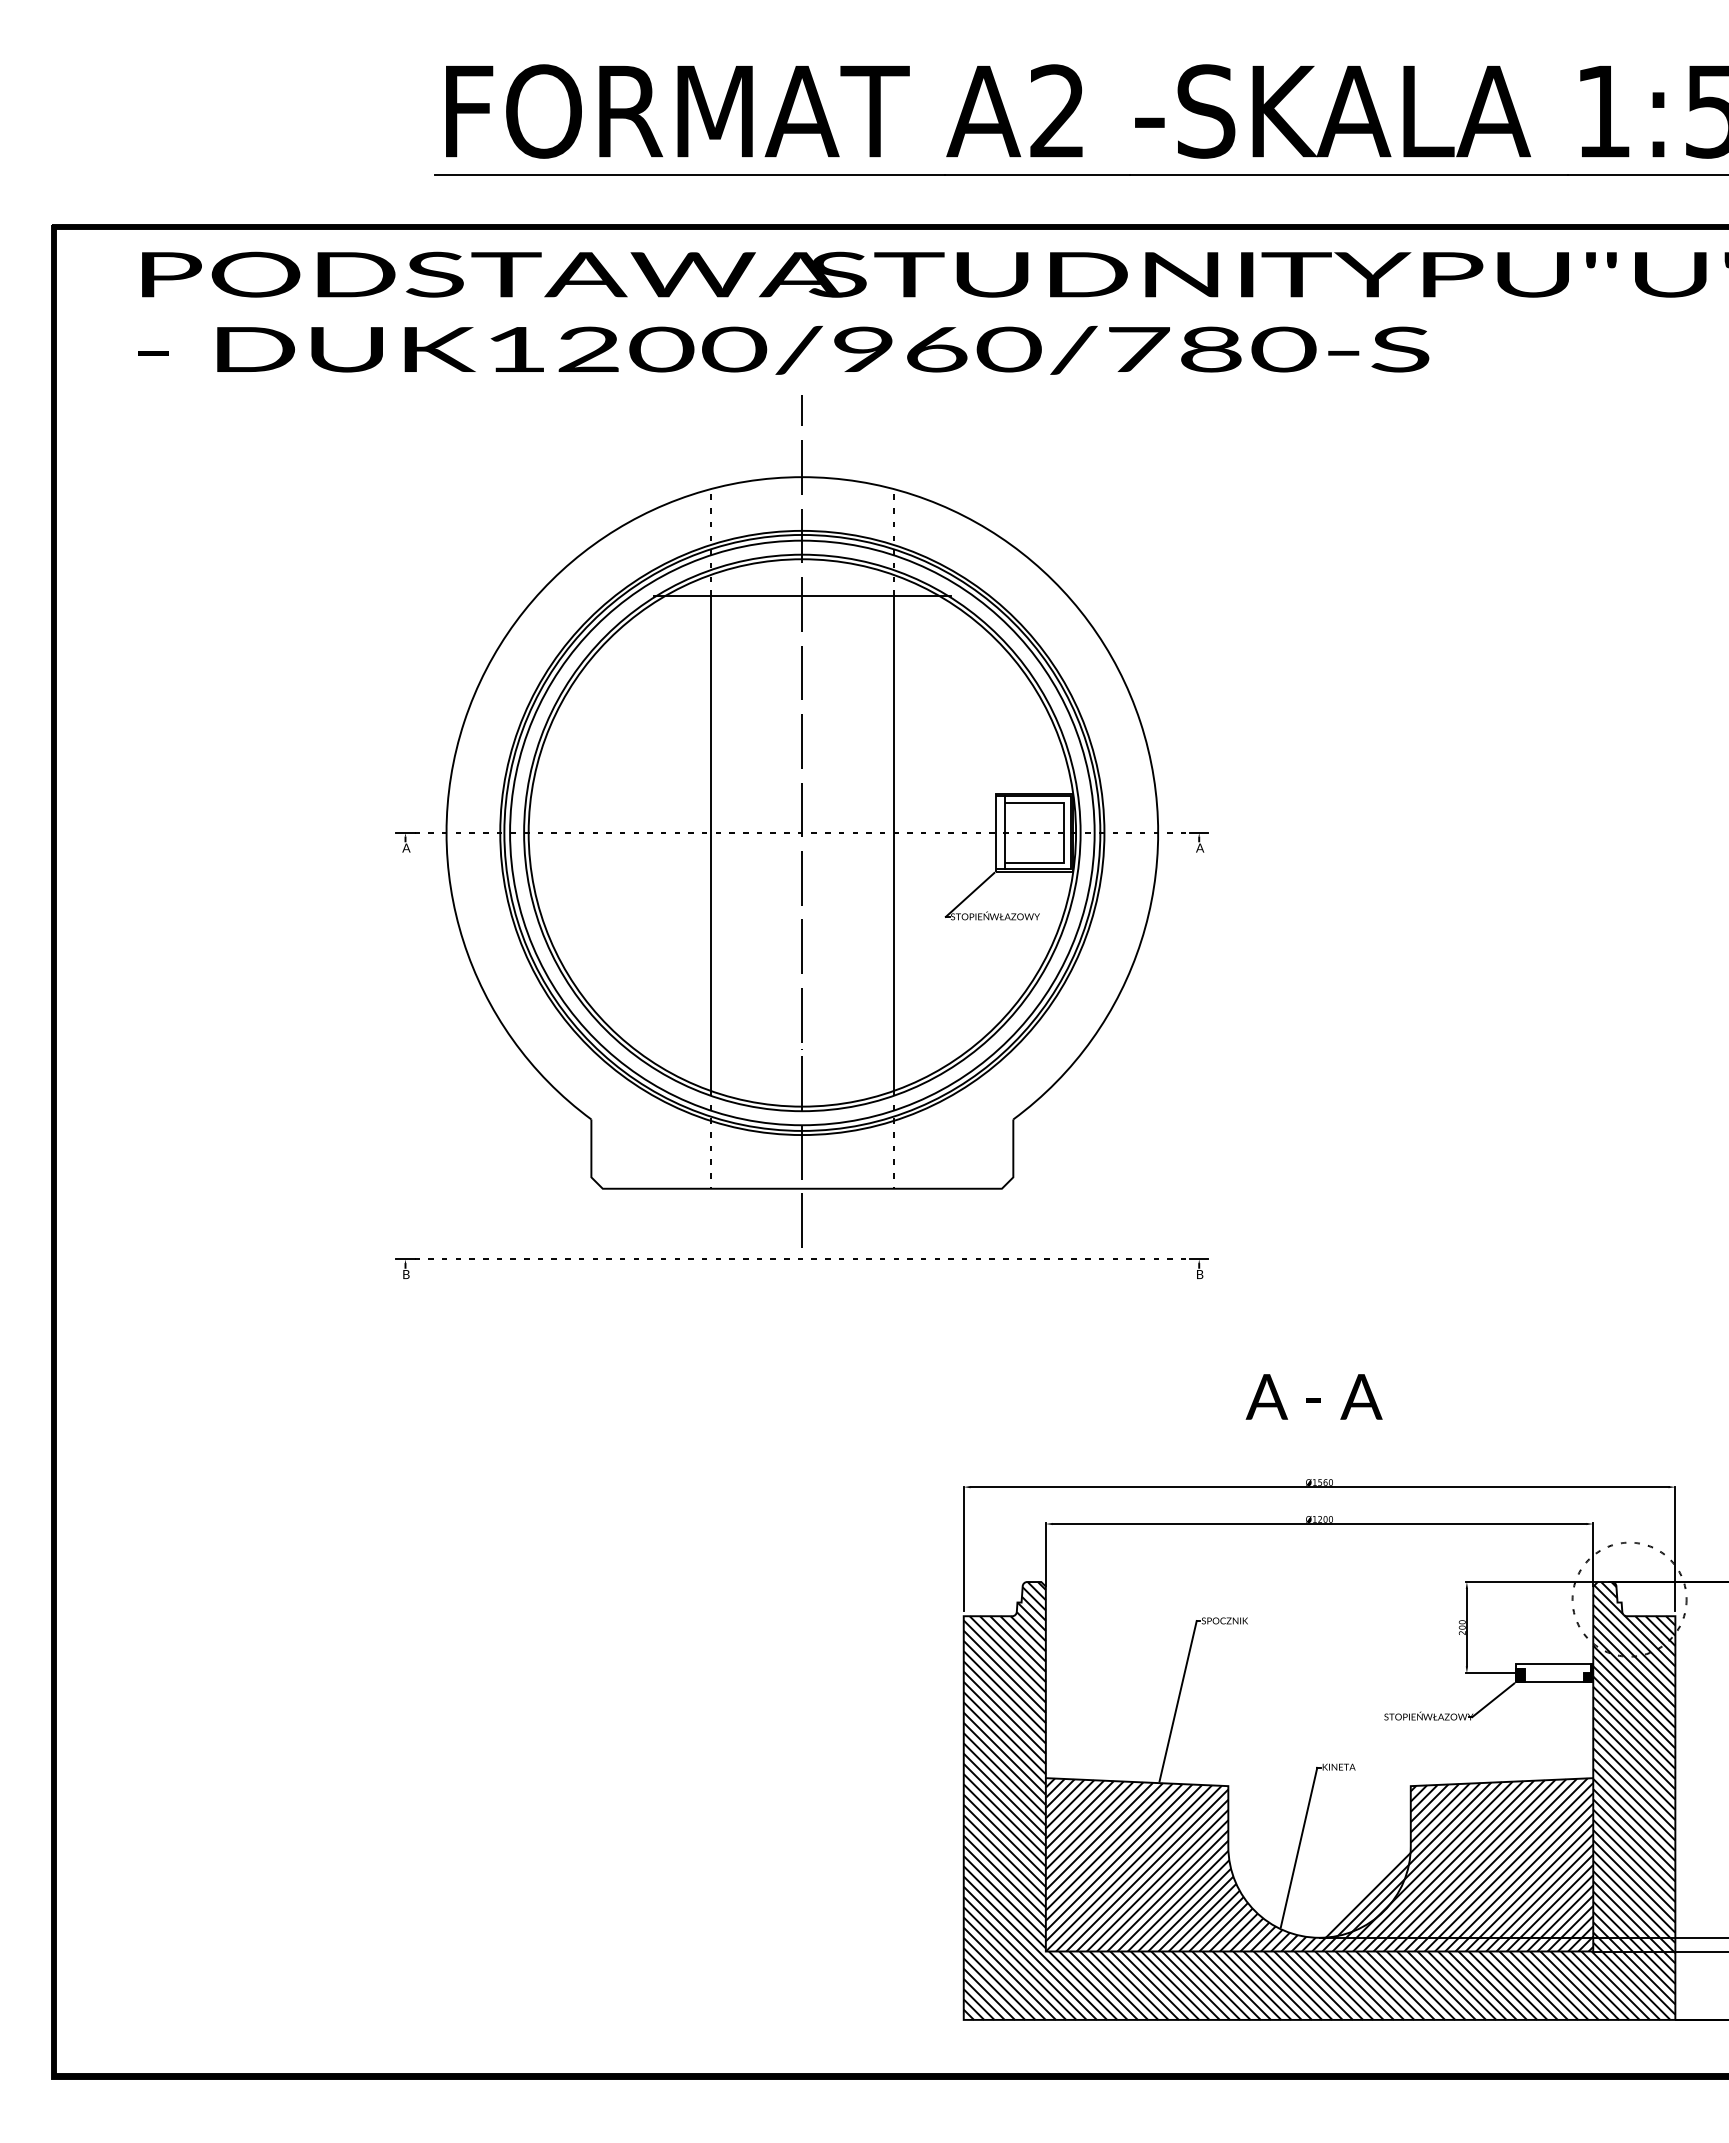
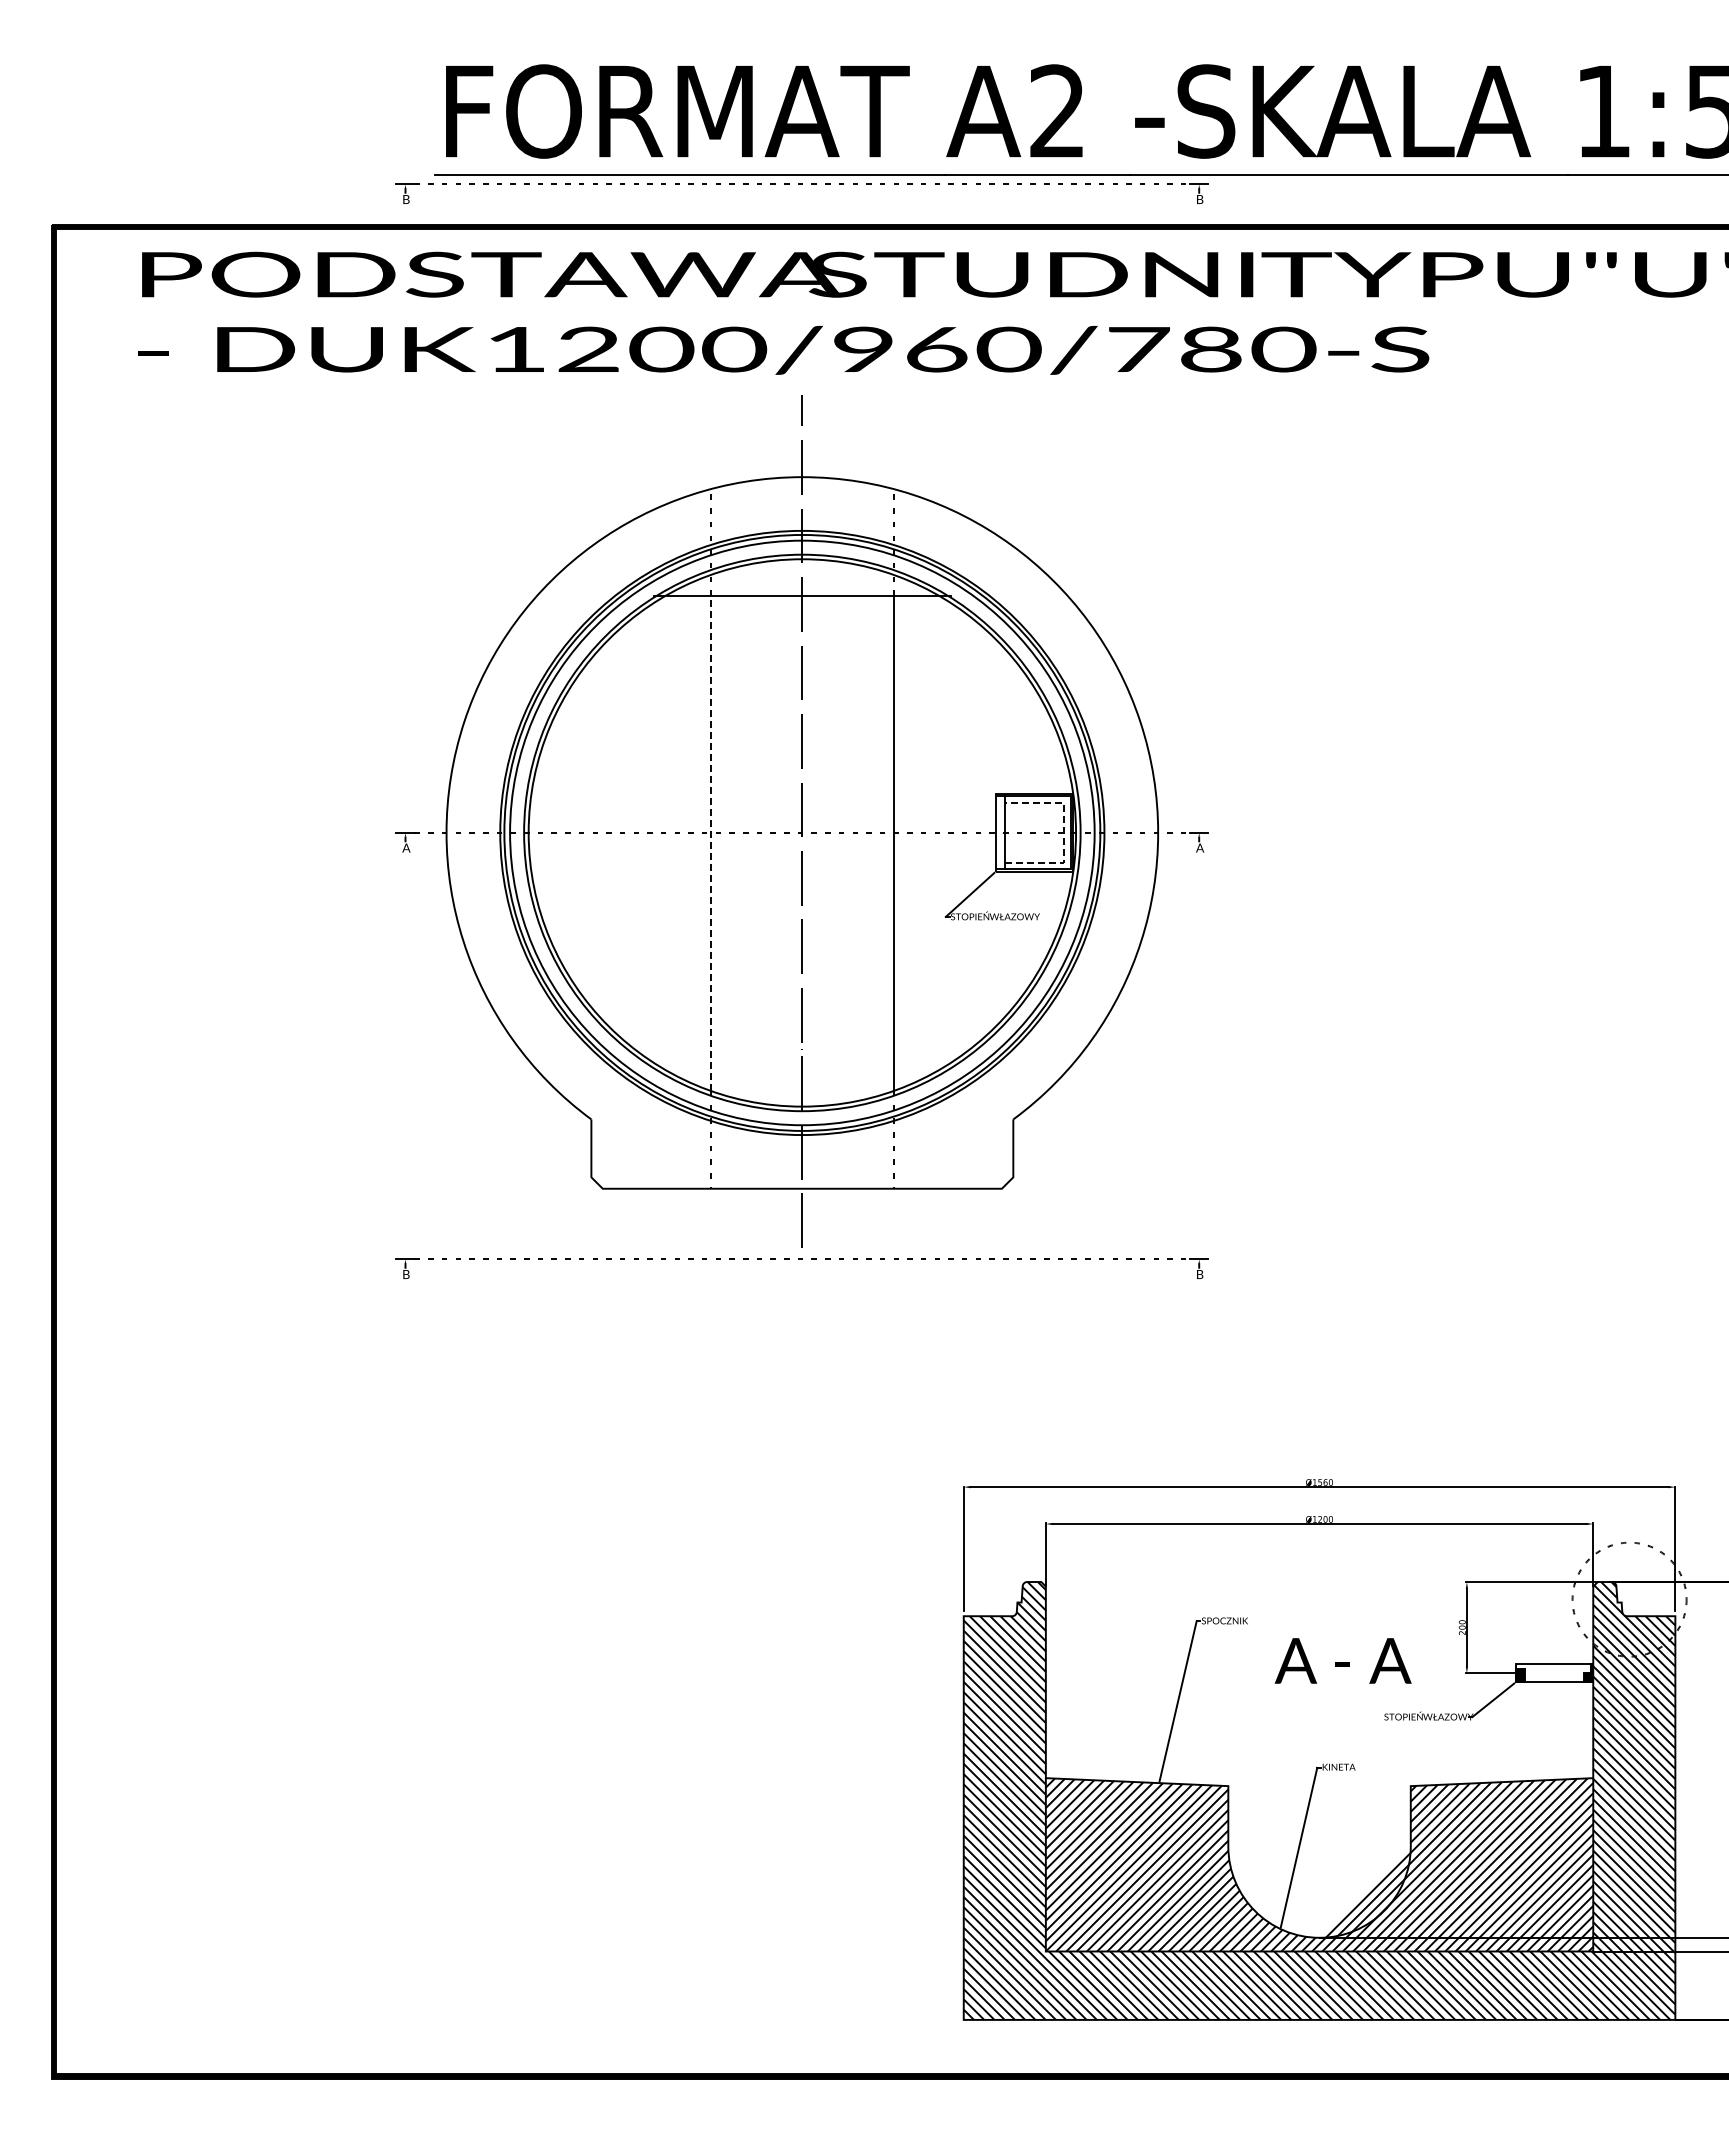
part: none -> present (801, 184)
line: solid -> dashed (1064, 832)
line: solid -> dashed (711, 843)
text position: (1313, 1396) -> (1342, 1660) (1342, 1660)
